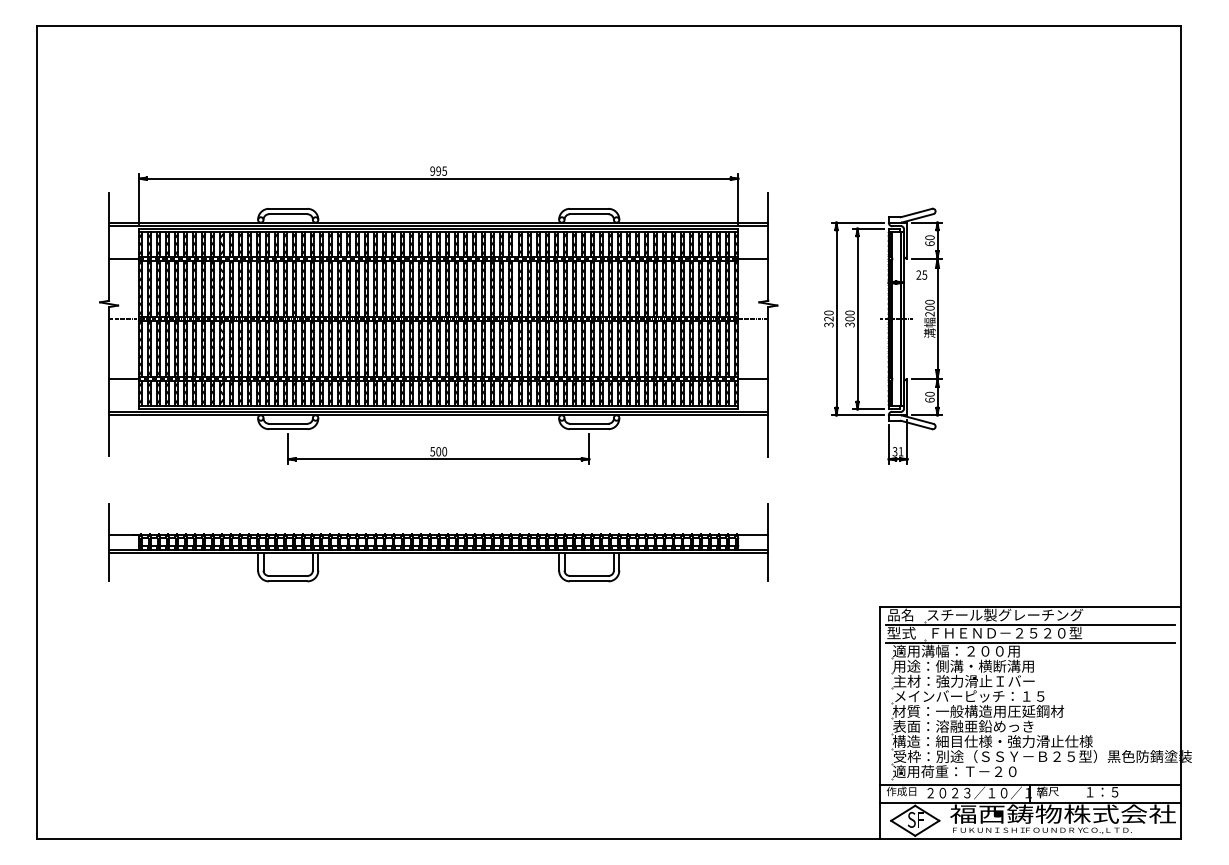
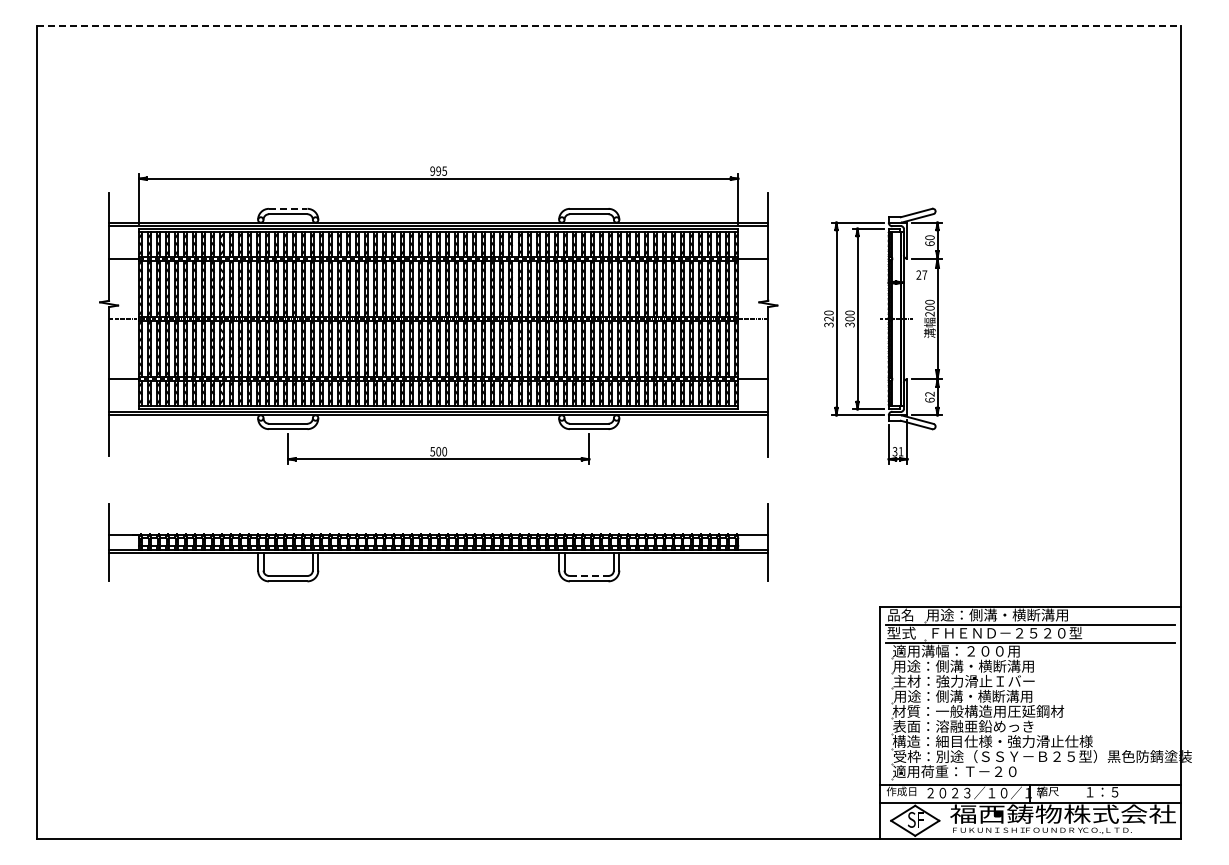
line: solid -> dashed (608, 26)
line: solid -> dashed (288, 208)
text: 25 -> 27 (924, 274)
text: 60 -> 62 (929, 393)
line: solid -> dashed (589, 575)
text: スチール製グレーチング -> 用途：側溝・横断溝用 (1004, 614)
text: メインバーピッチ：１５ -> 用途：側溝・横断溝用 (969, 695)
